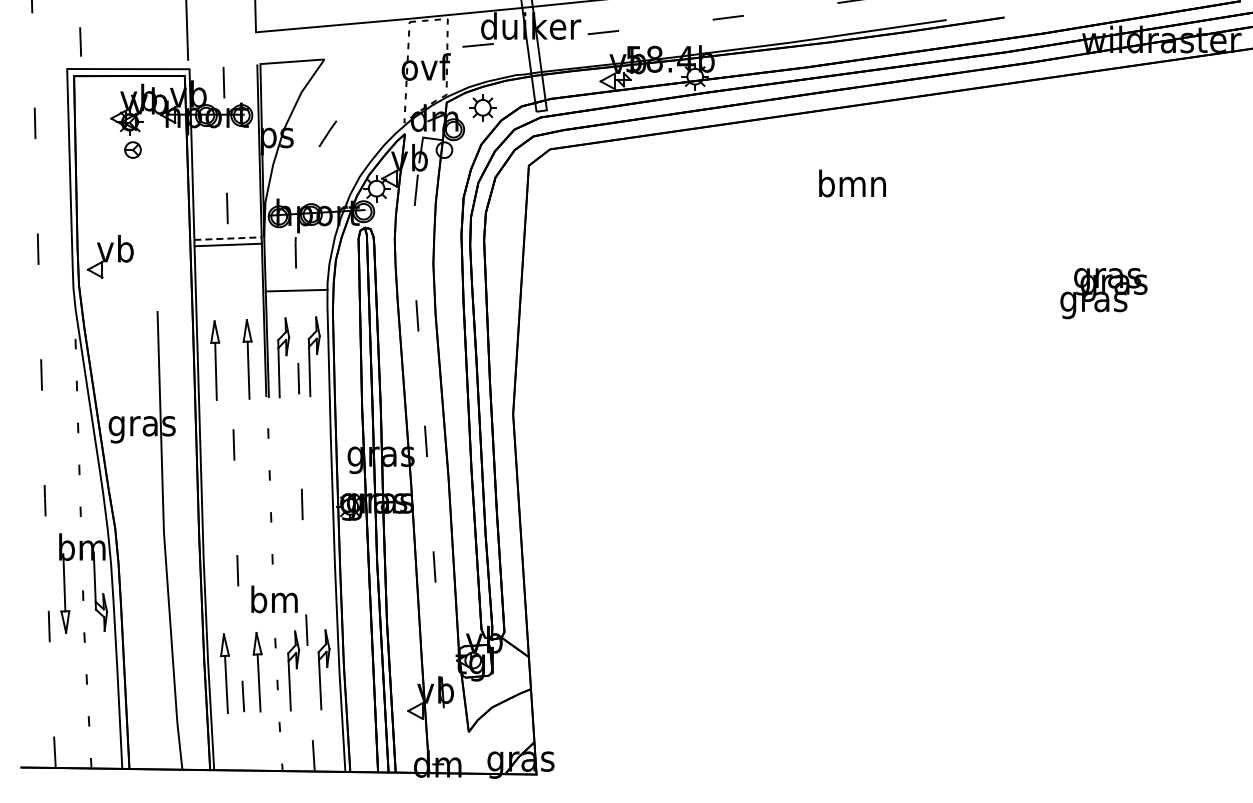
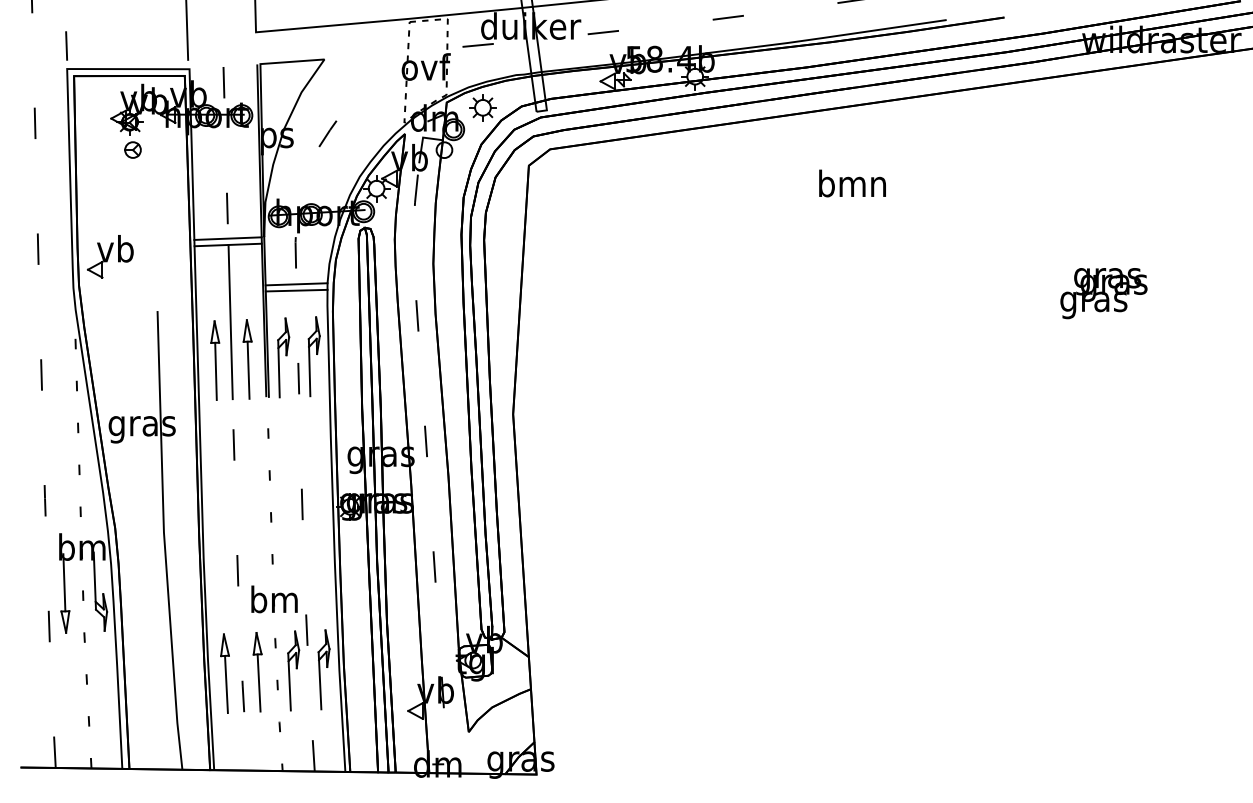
line position: (80, 41) -> (66, 45) (66, 45)
line: dashed -> solid (228, 238)
line: none -> present (296, 284)
line: none -> present (230, 321)
